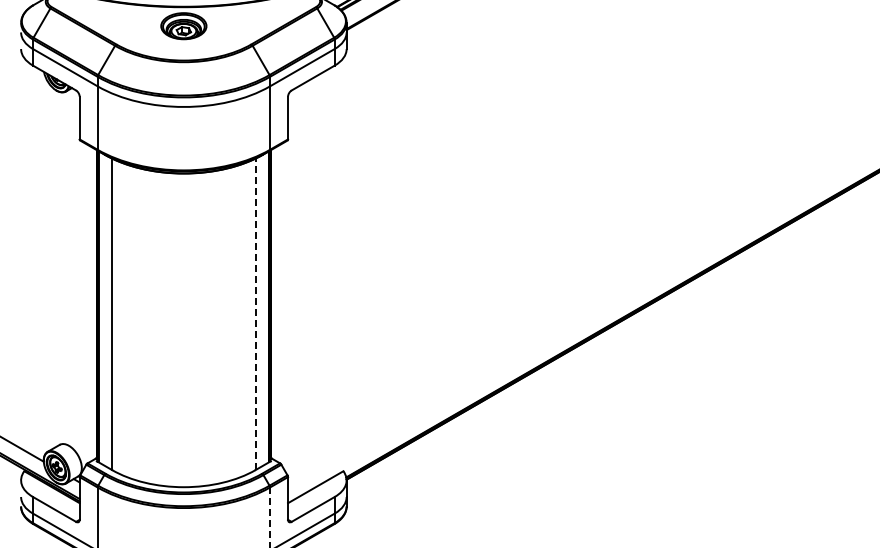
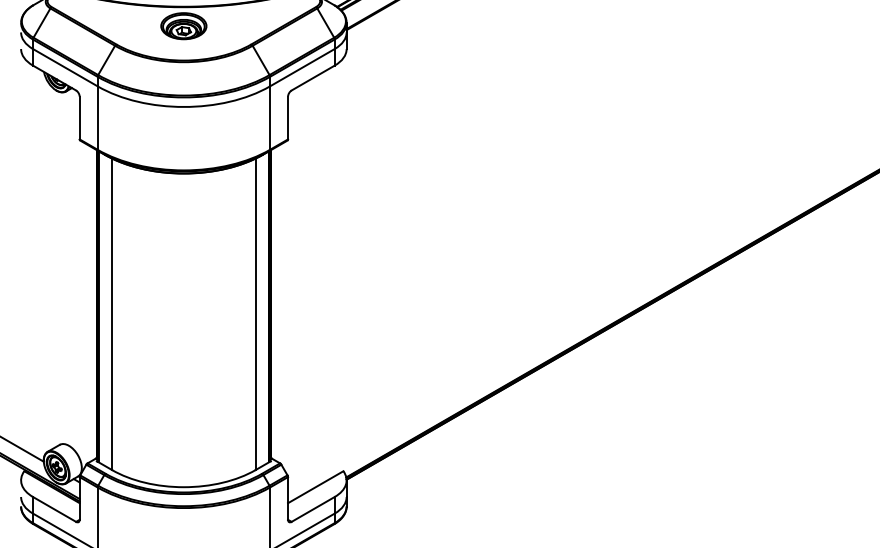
line: dashed -> solid (255, 314)
line: dashed -> solid (270, 518)
